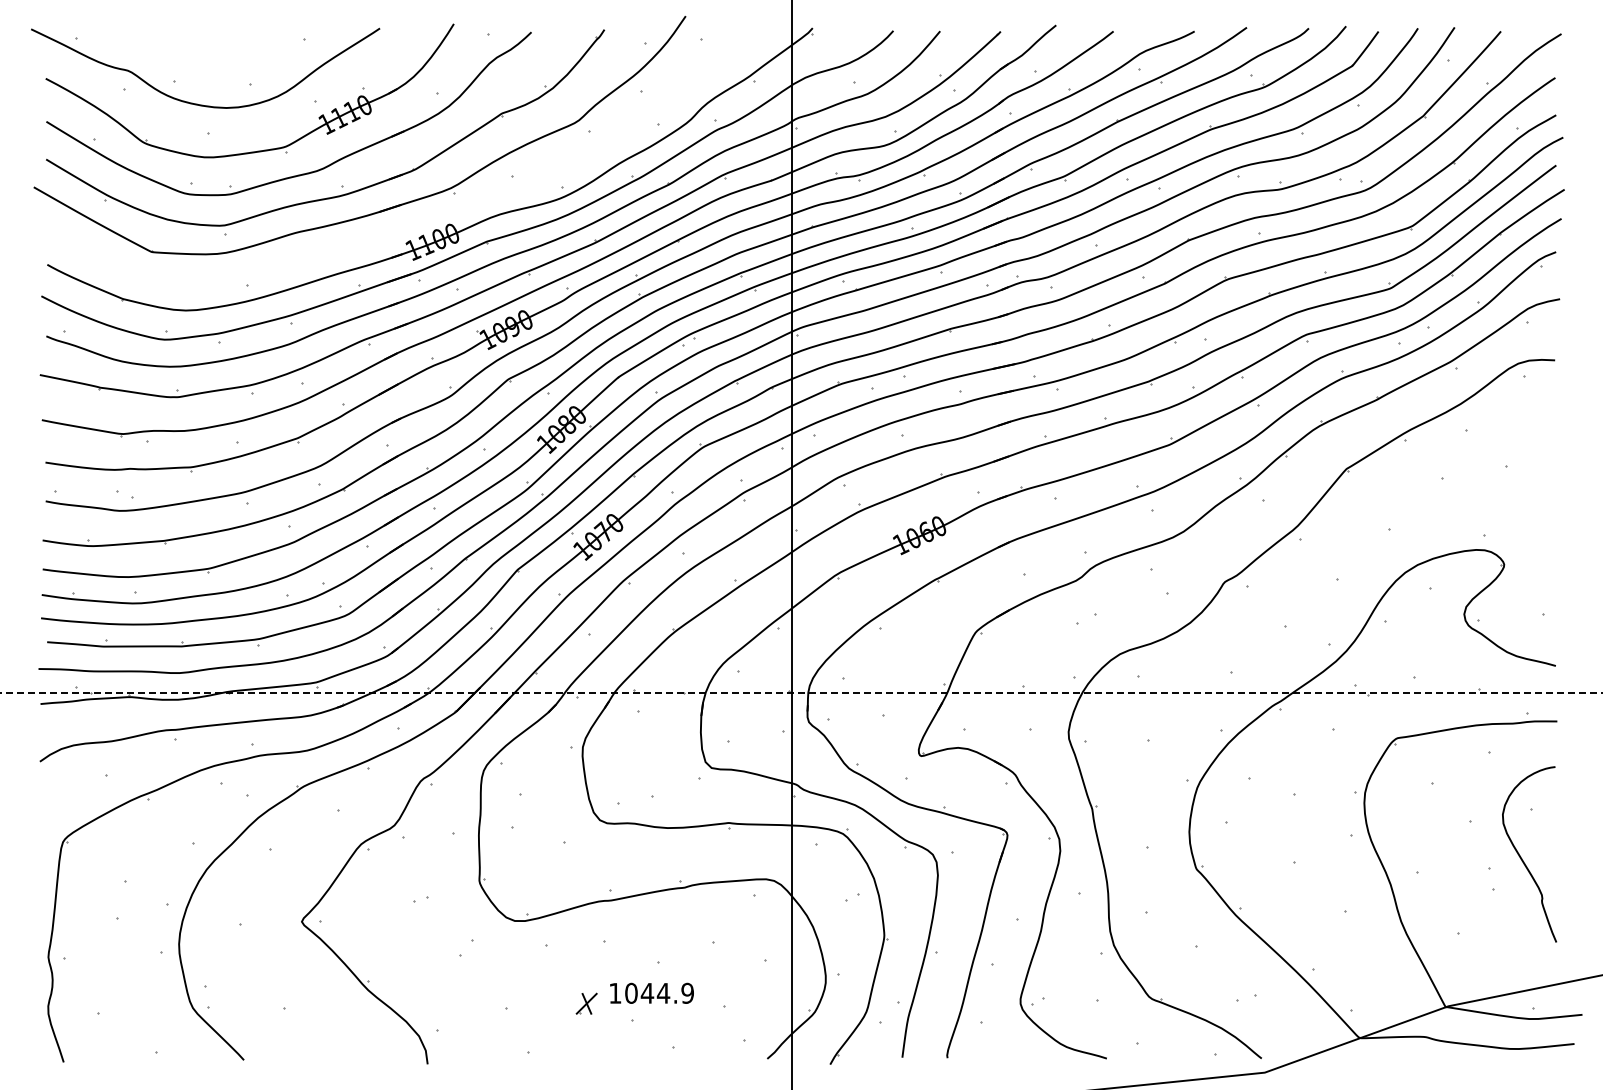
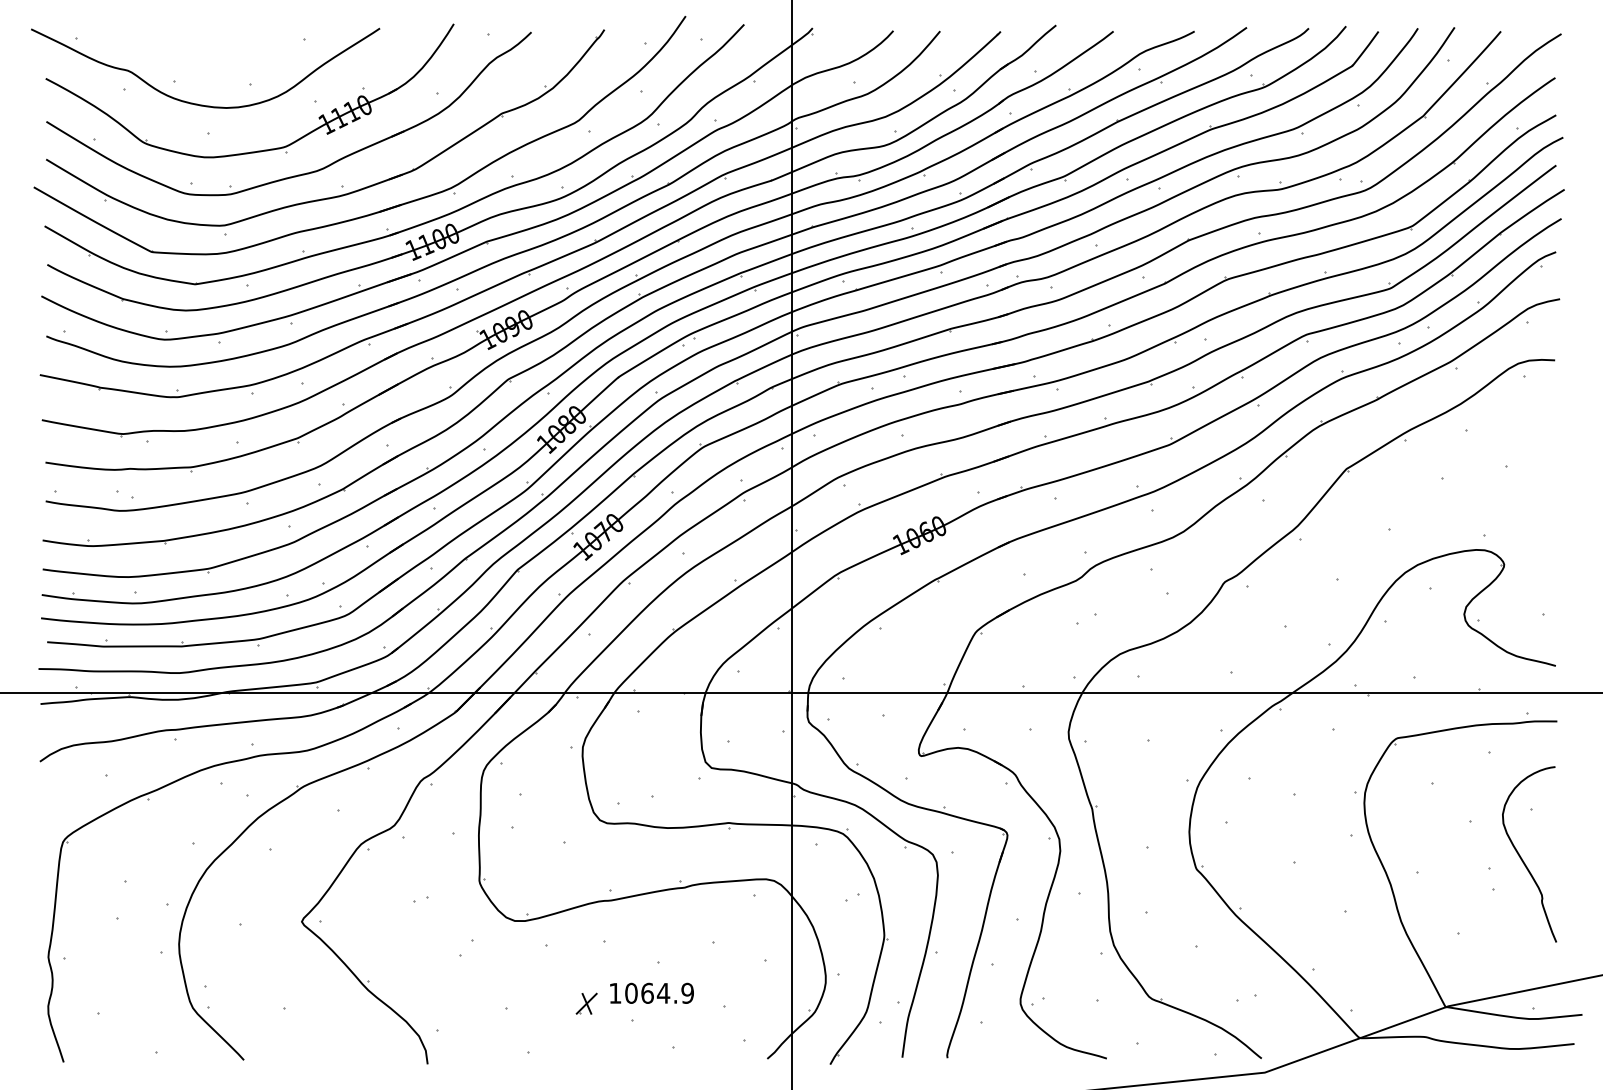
part: none -> present (417, 224)
line: dashed -> solid (801, 693)
text: 1044.9 -> 1064.9 (647, 992)
